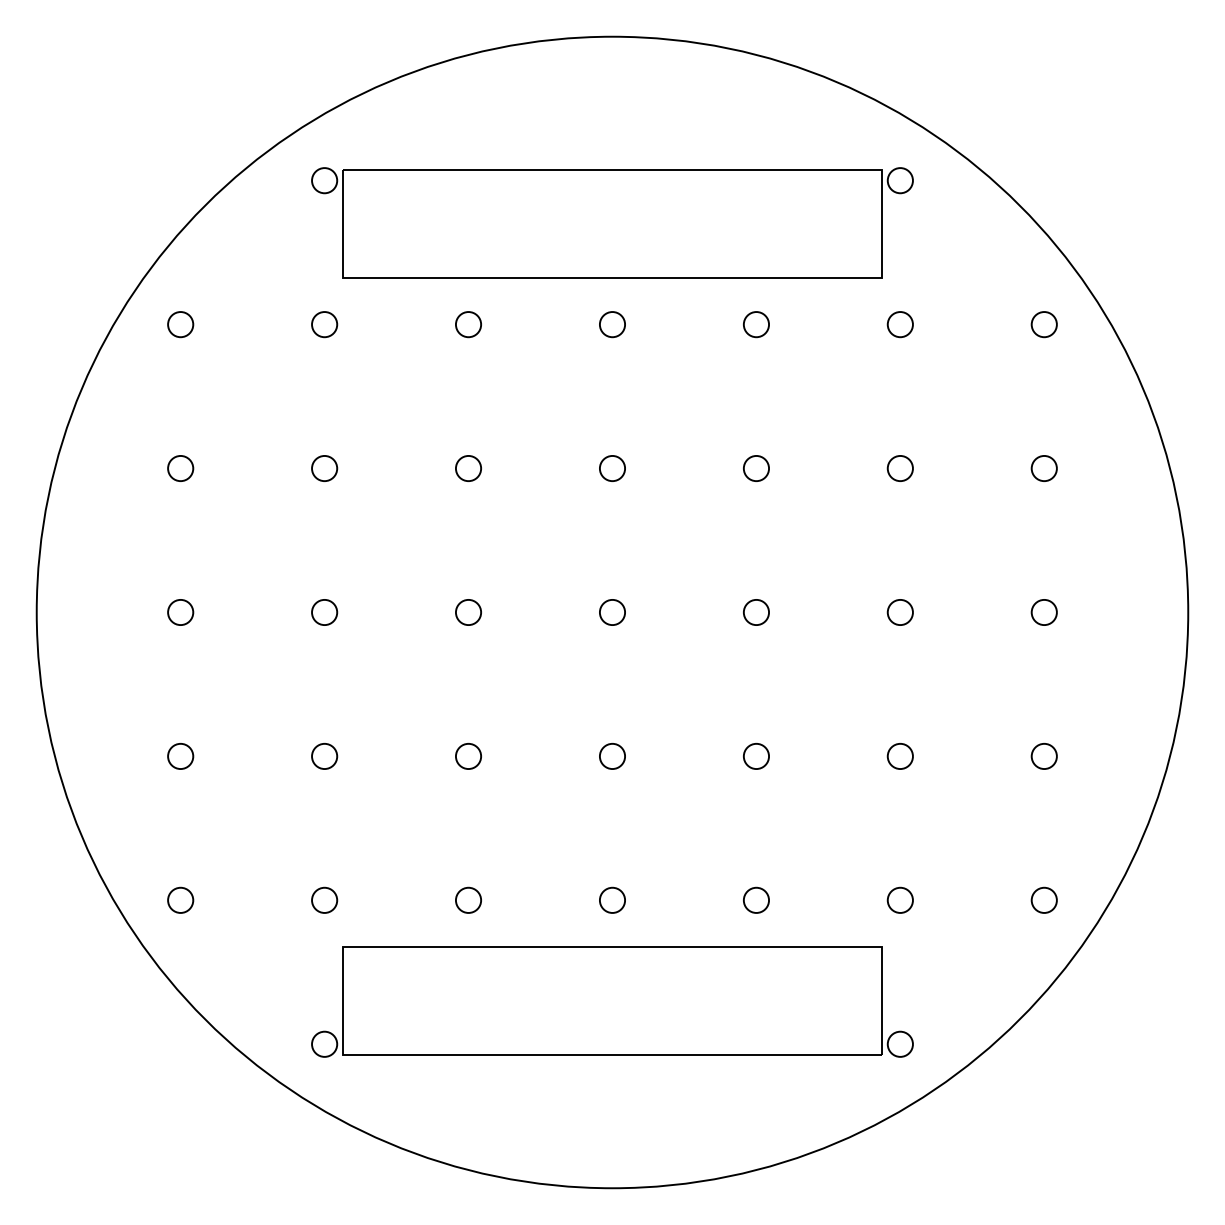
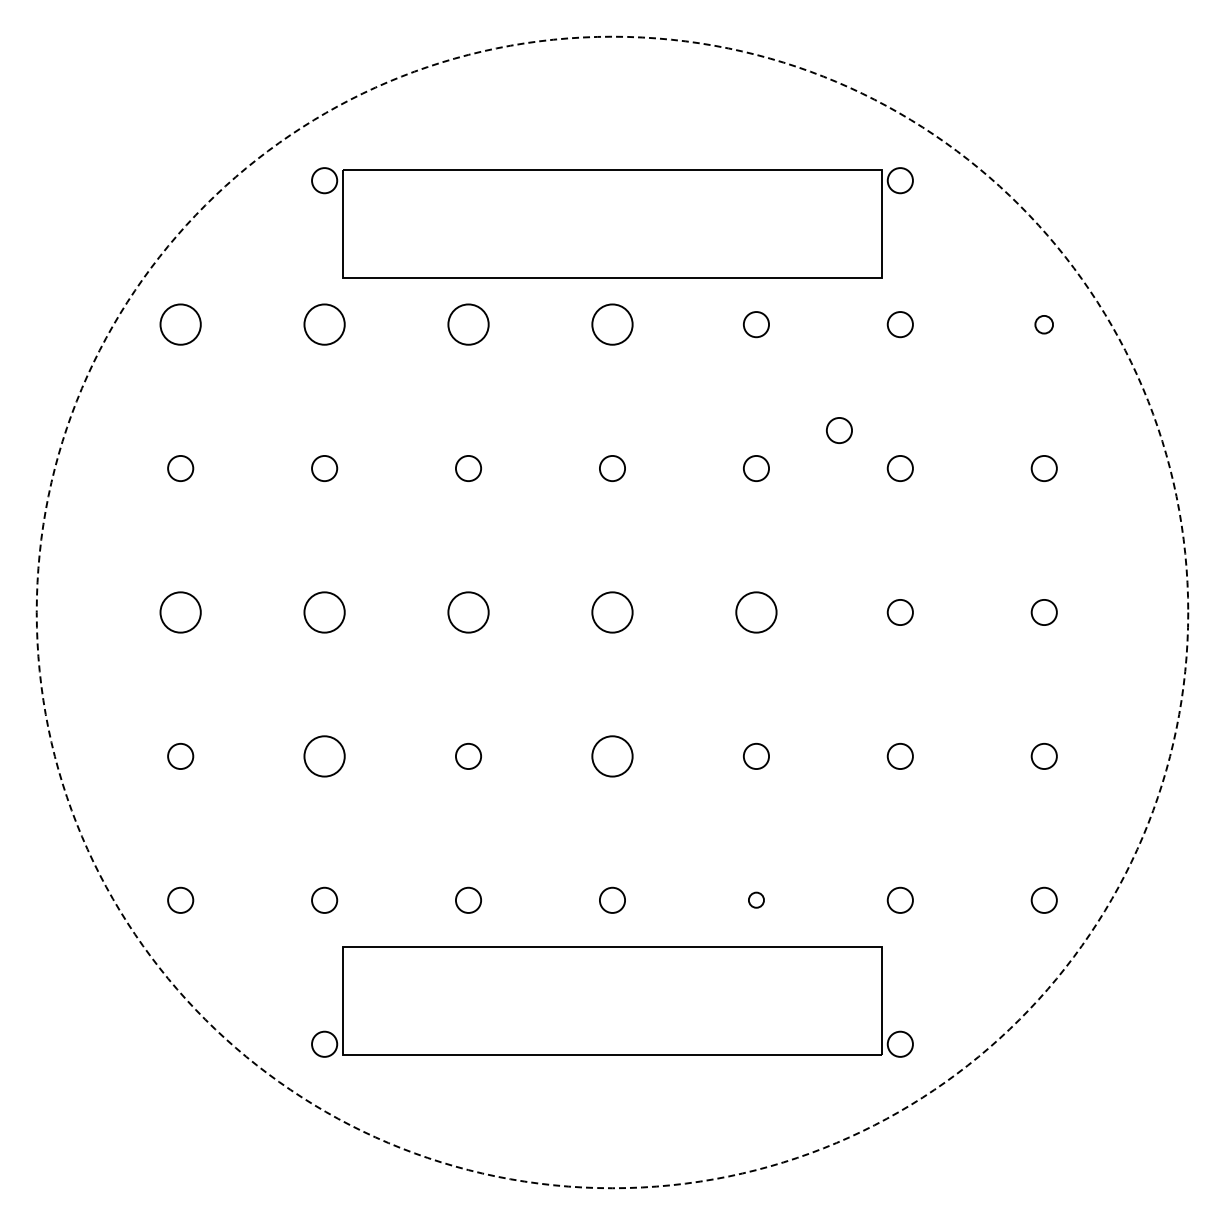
circle diameter: 25 px -> 40 px (180, 324)
circle diameter: 25 px -> 40 px (324, 324)
circle diameter: 25 px -> 40 px (468, 324)
circle diameter: 25 px -> 40 px (612, 324)
circle size: 28x28 px -> 20x20 px (1043, 324)
circle: none -> present (839, 430)
circle diameter: 25 px -> 40 px (180, 612)
circle diameter: 25 px -> 40 px (324, 612)
circle diameter: 25 px -> 40 px (468, 612)
circle diameter: 25 px -> 40 px (612, 612)
circle: solid -> dashed (612, 612)
circle diameter: 25 px -> 40 px (756, 612)
circle diameter: 25 px -> 40 px (324, 756)
circle diameter: 25 px -> 40 px (612, 756)
circle size: 27x28 px -> 17x18 px (756, 899)
